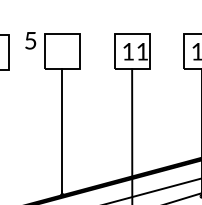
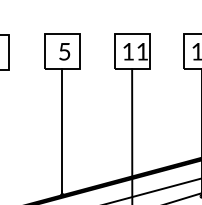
text position: (30, 40) -> (64, 51) (64, 51)
